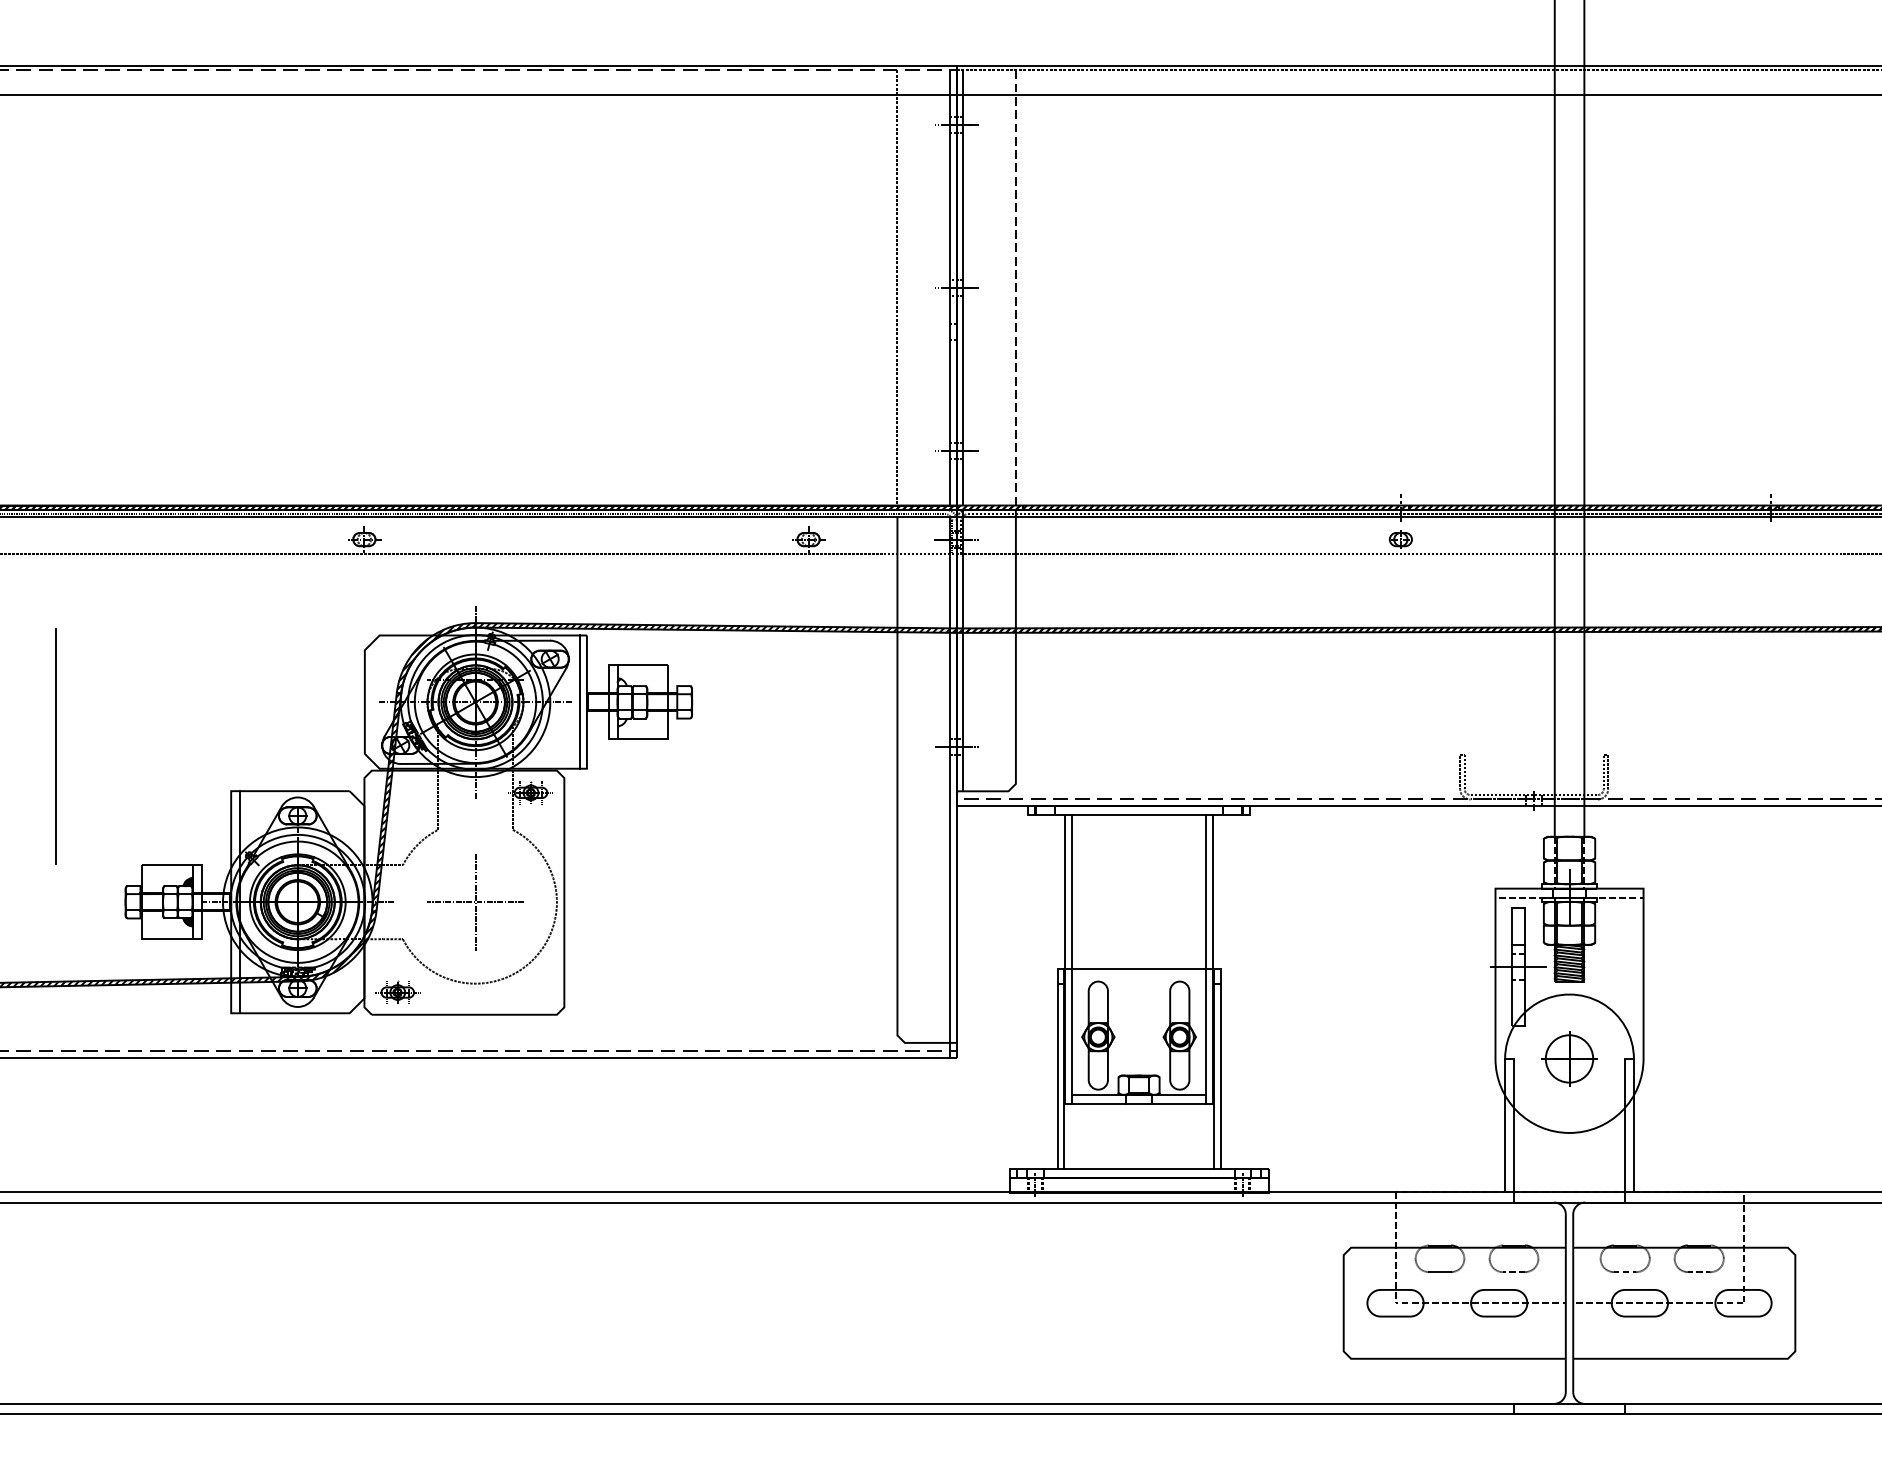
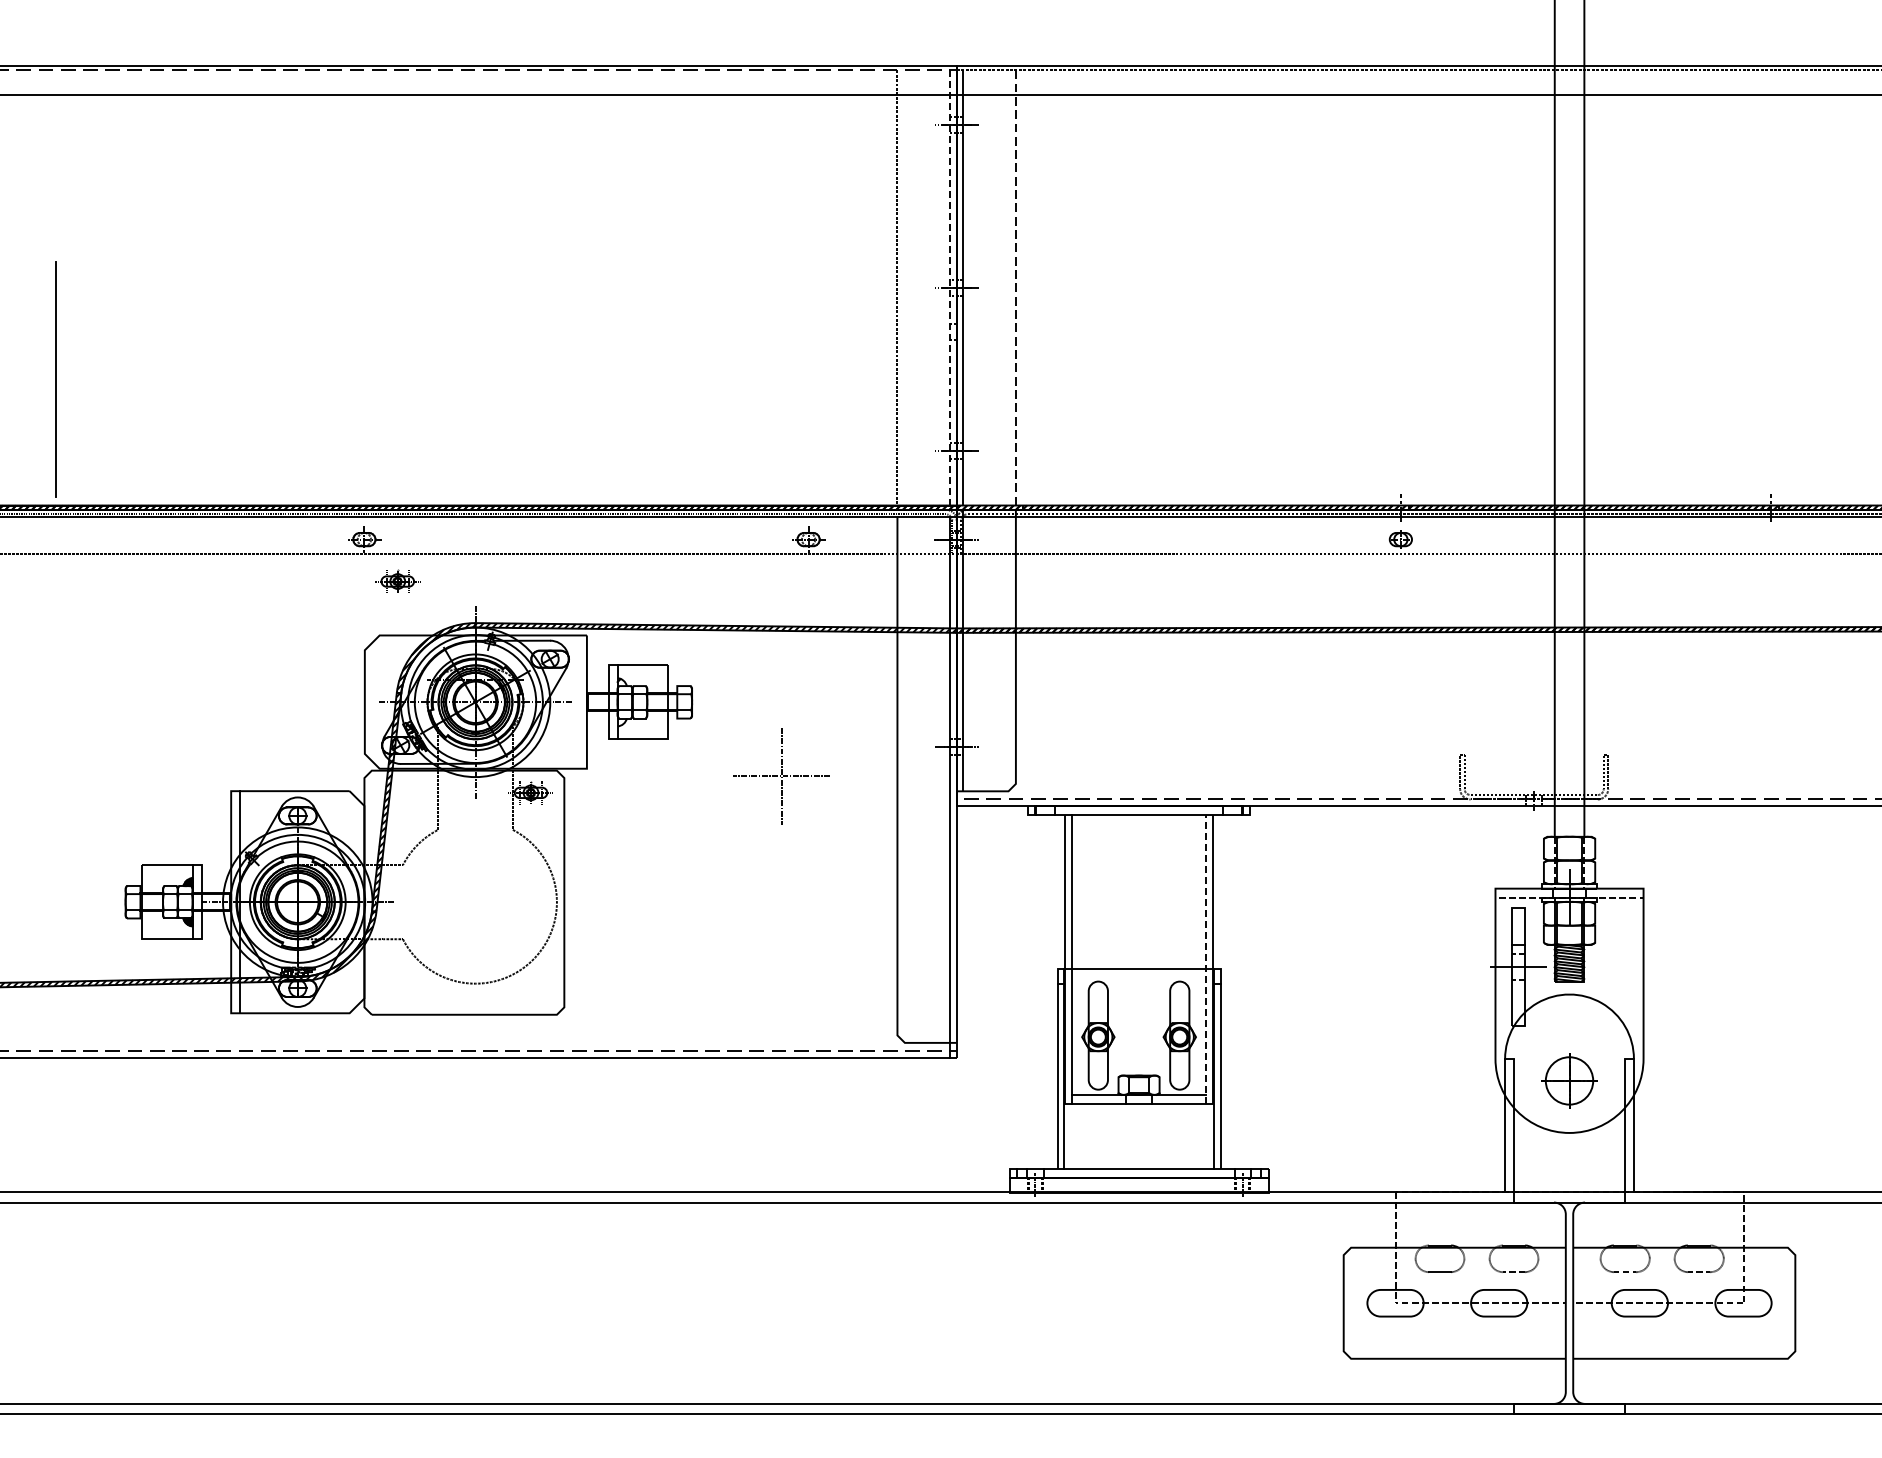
line: solid -> dashed (950, 287)
line: present -> none (580, 701)
line position: (55, 746) -> (55, 379) (55, 379)
part position: (475, 902) -> (781, 776) (781, 776)
line: solid -> dashed (1206, 958)
part position: (397, 991) -> (397, 580) (397, 580)
part position: (1569, 1058) -> (1569, 1080) (1569, 1080)
